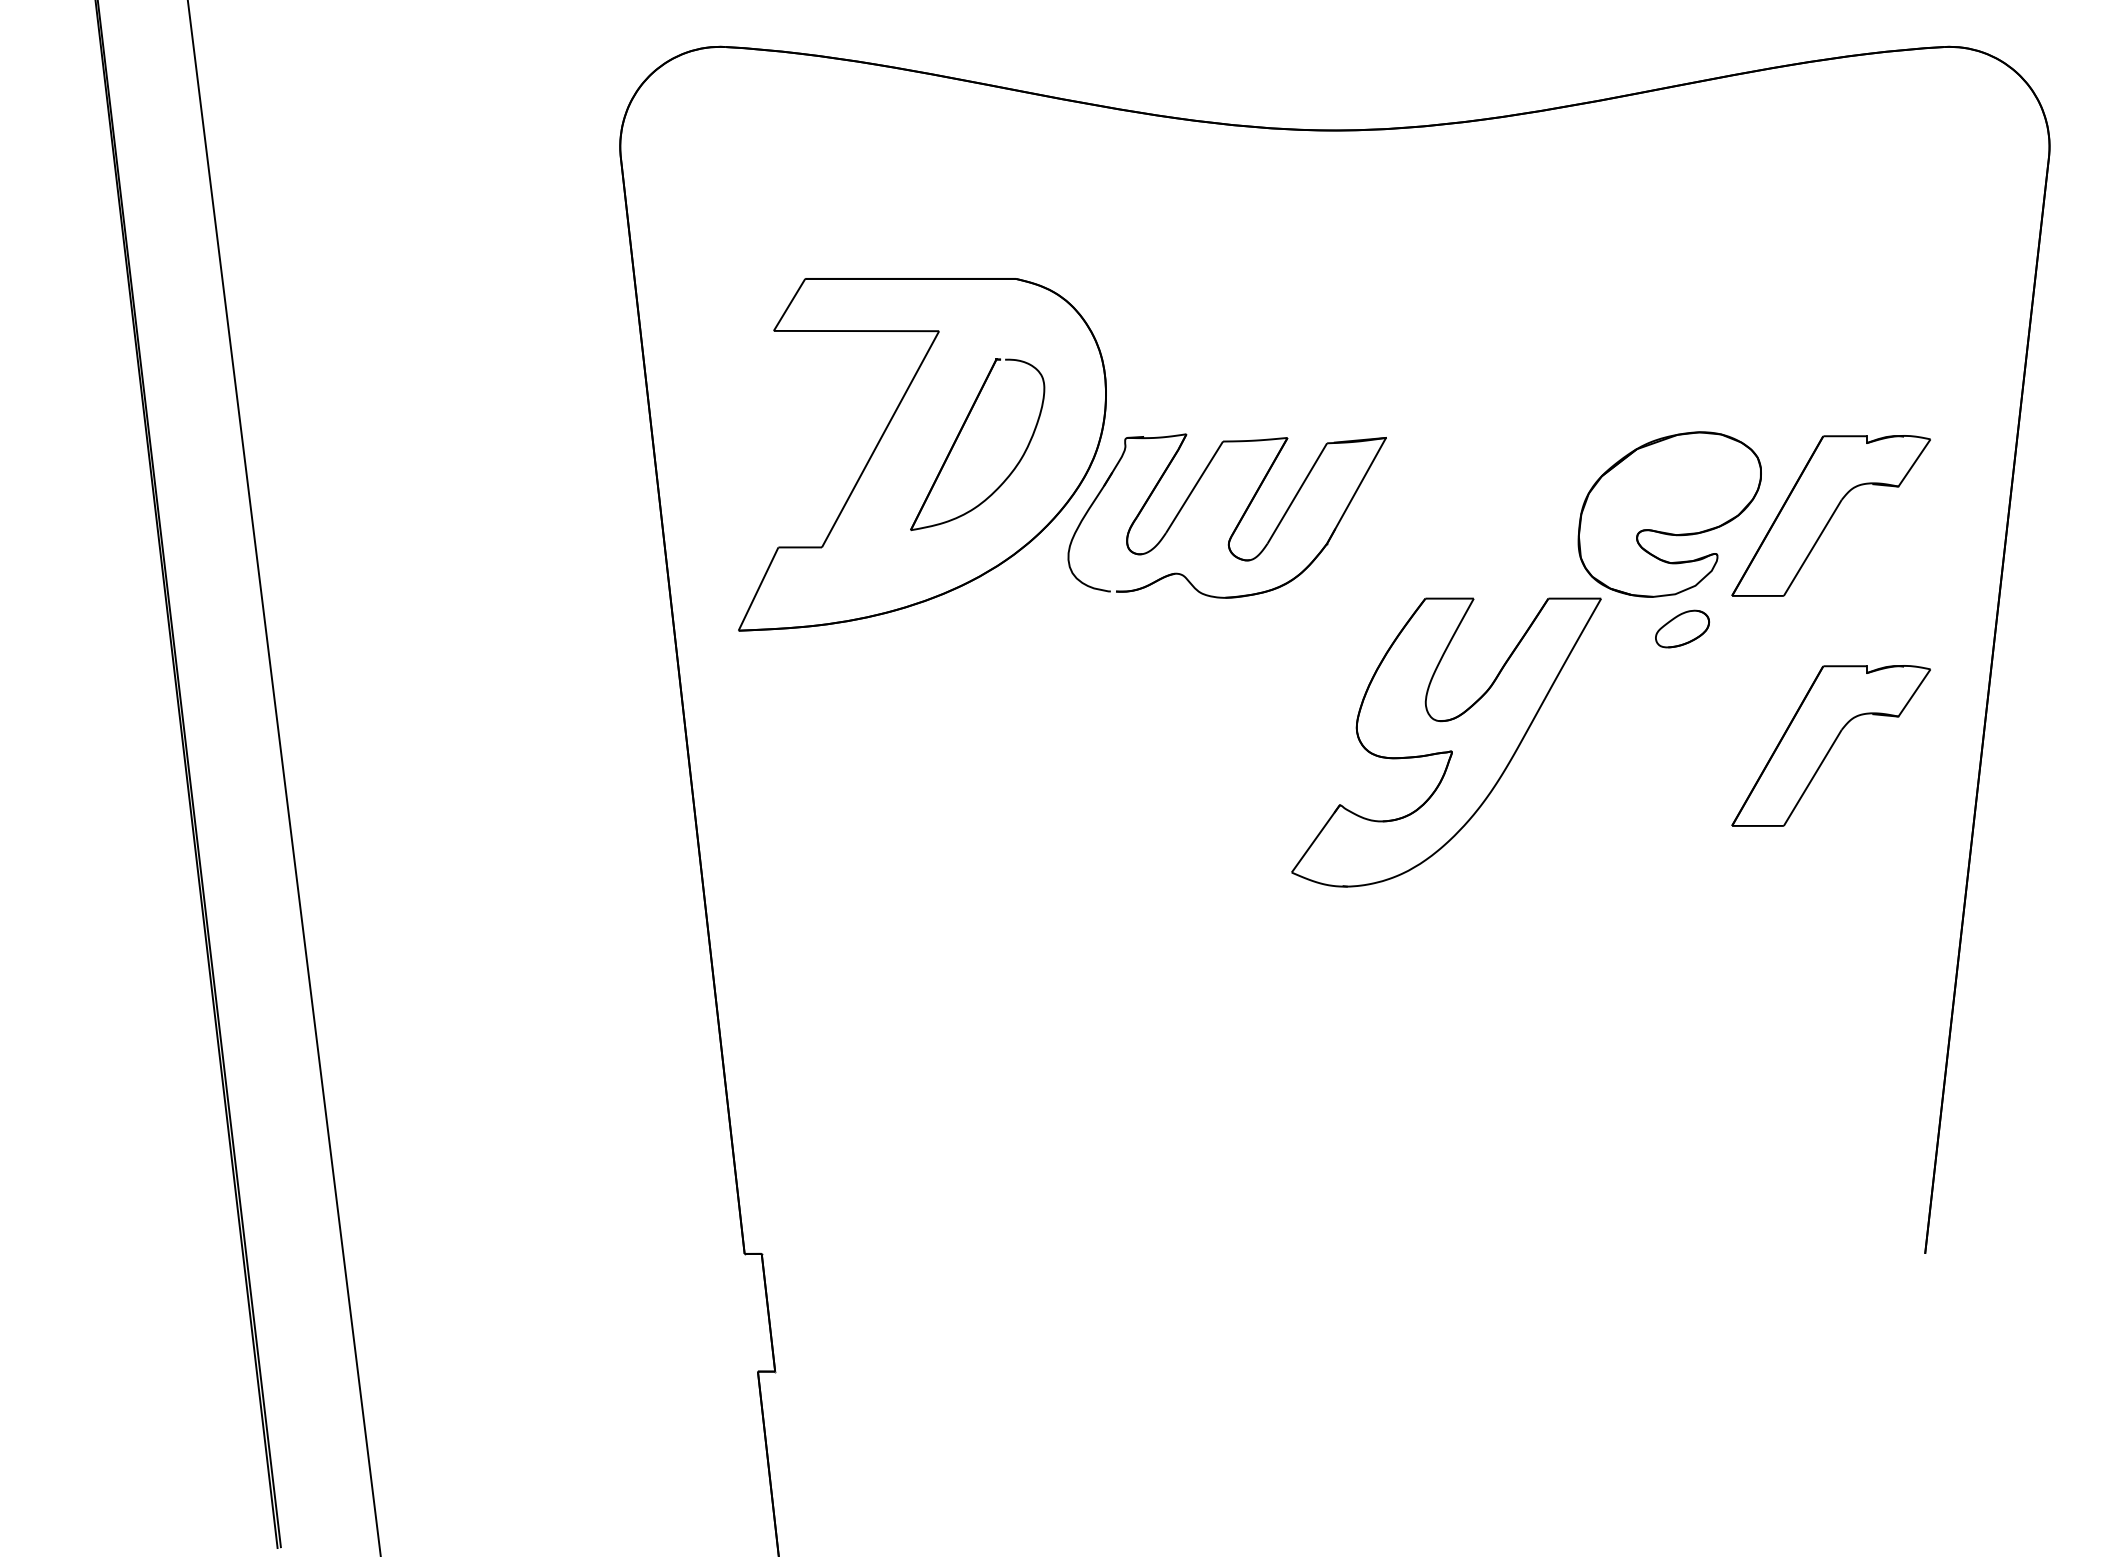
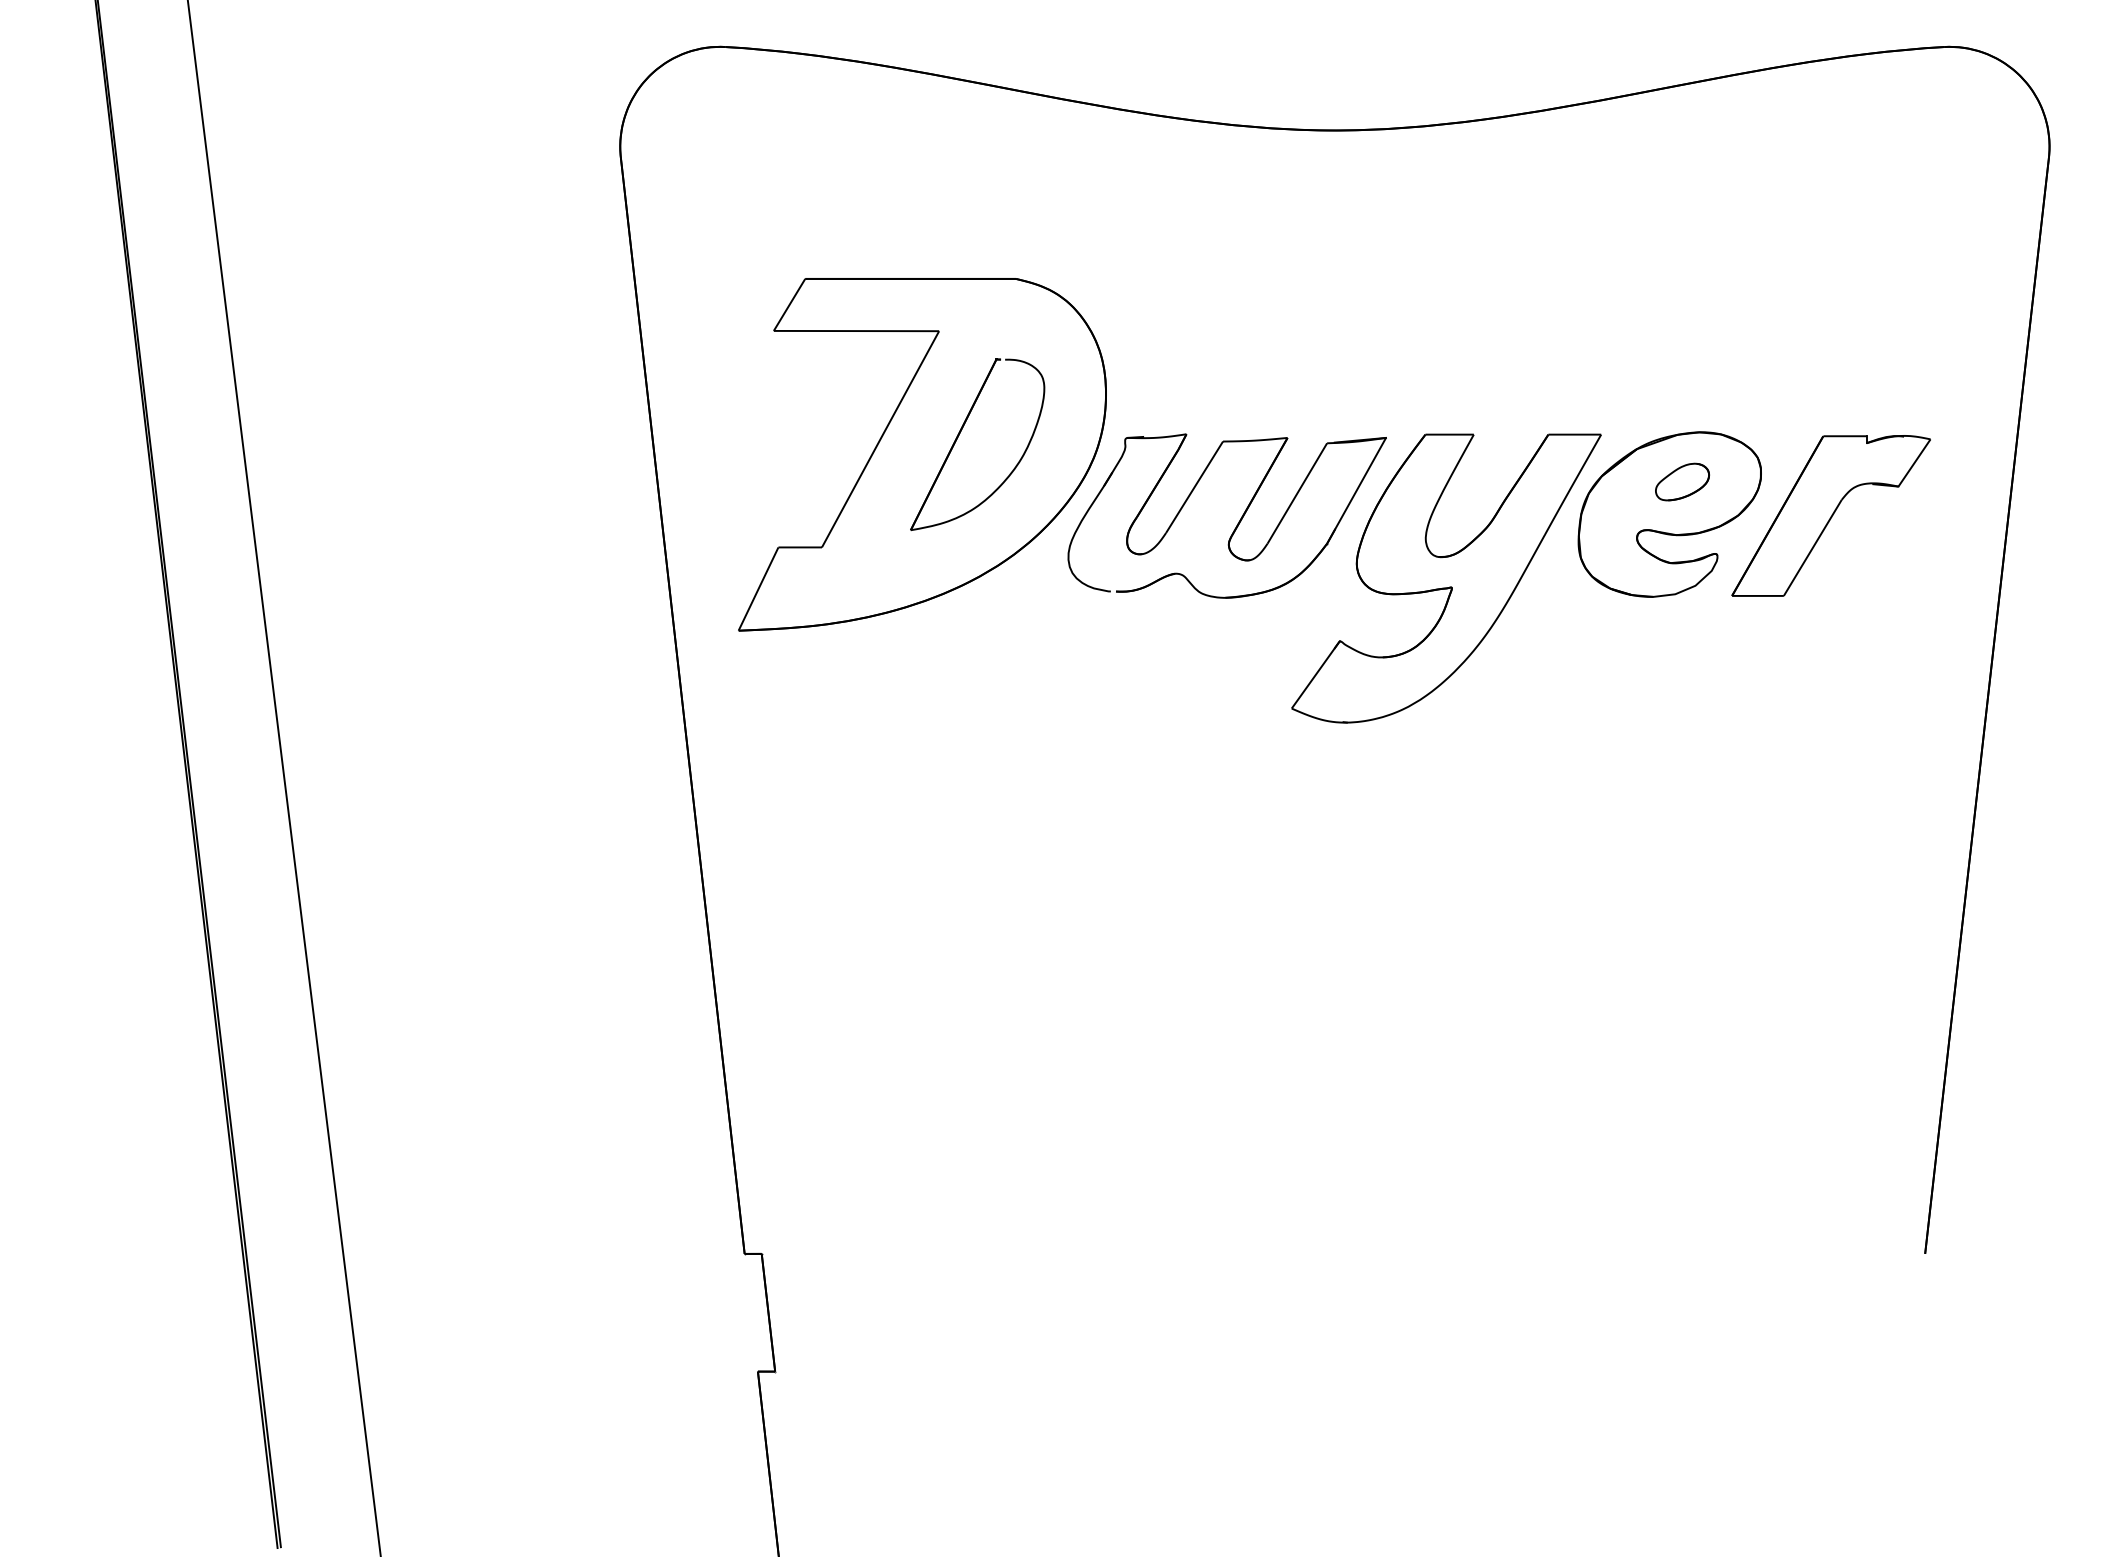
part position: (1682, 628) -> (1682, 481) (1682, 481)
part position: (1446, 742) -> (1446, 578) (1446, 578)
part: present -> none (1830, 745)
